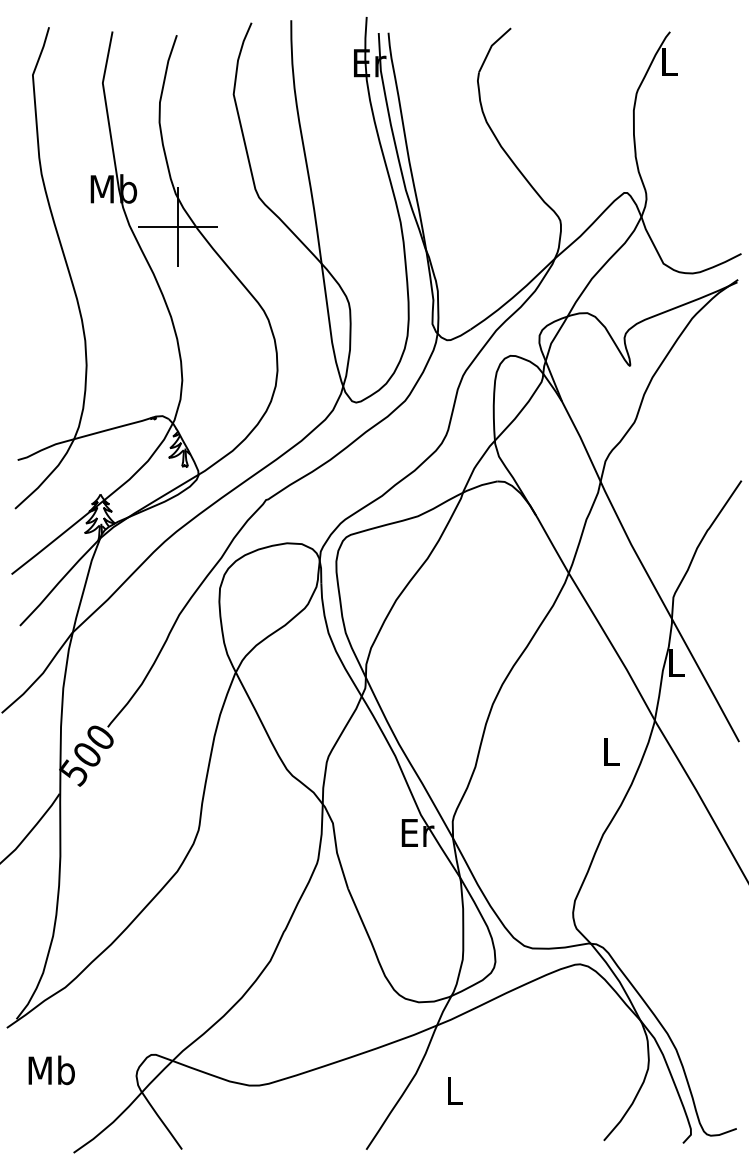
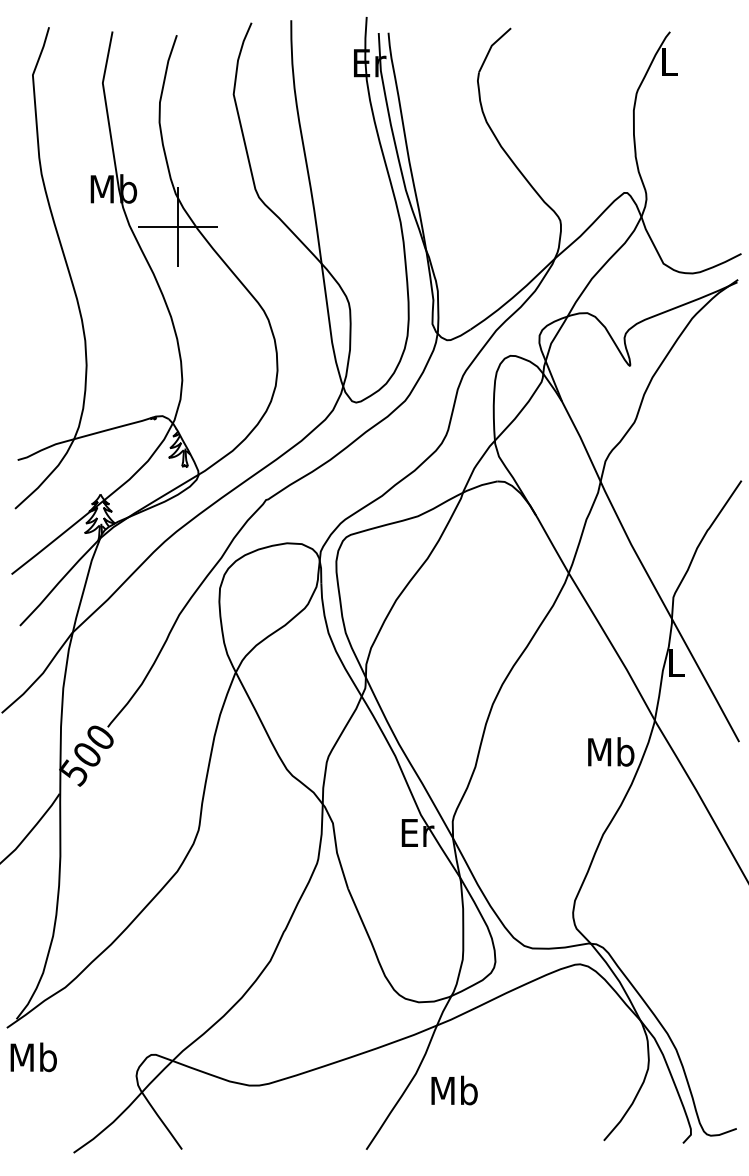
text: L -> Mb (611, 751)
text position: (51, 1070) -> (33, 1057) (33, 1057)
text: L -> Mb (454, 1090)
